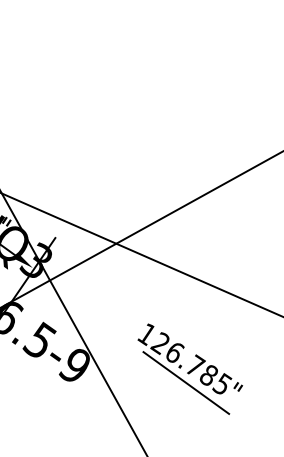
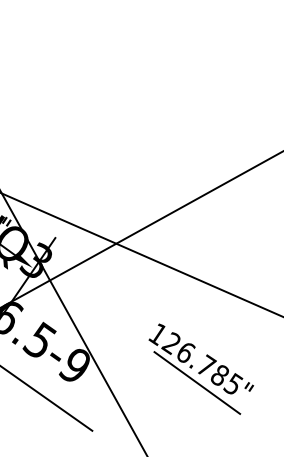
part position: (190, 368) -> (201, 368) (201, 368)
line: none -> present (47, 398)
